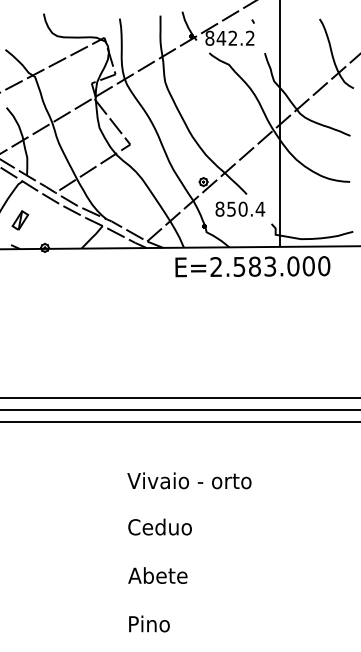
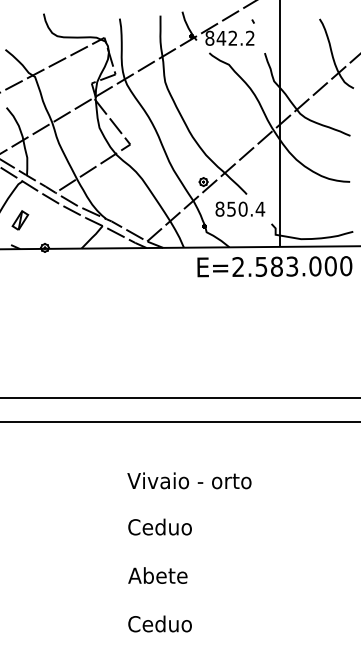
text position: (252, 266) -> (274, 266) (274, 266)
line: present -> none (179, 409)
text: Pino -> Ceduo (159, 623)
